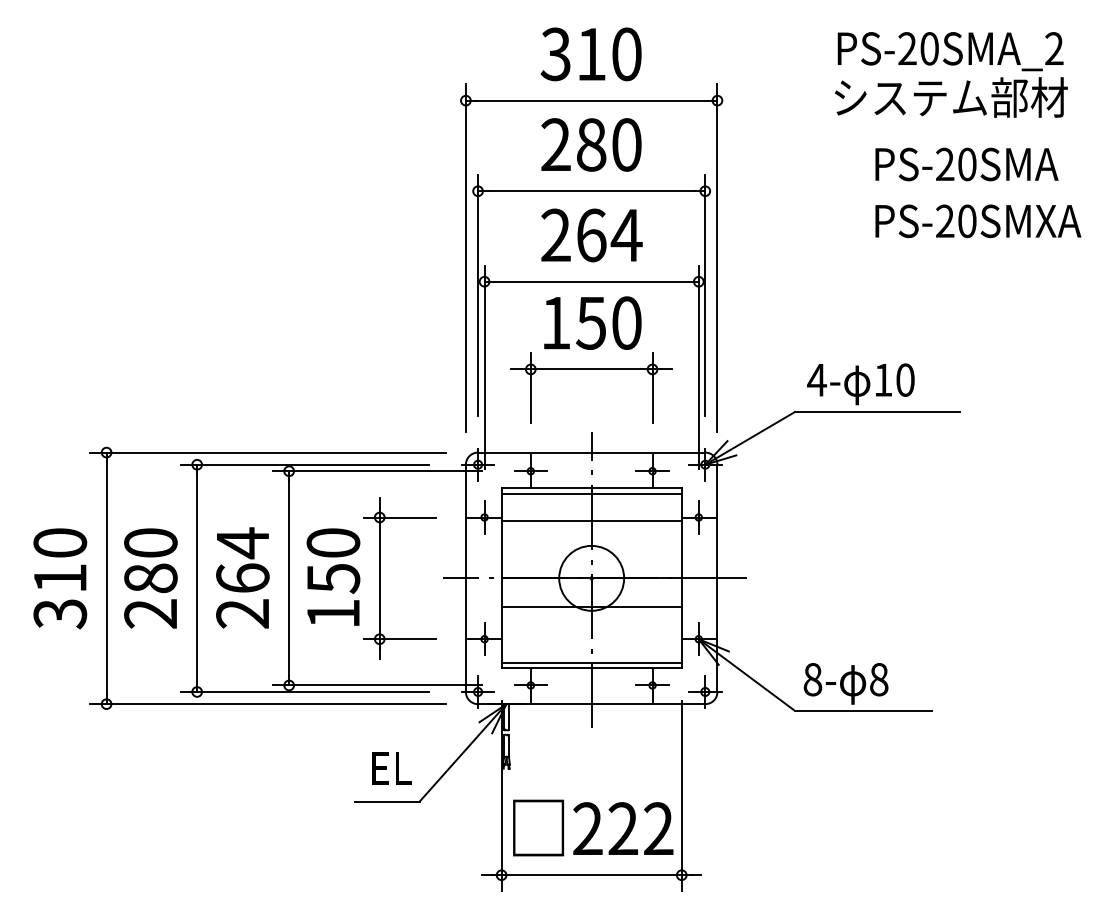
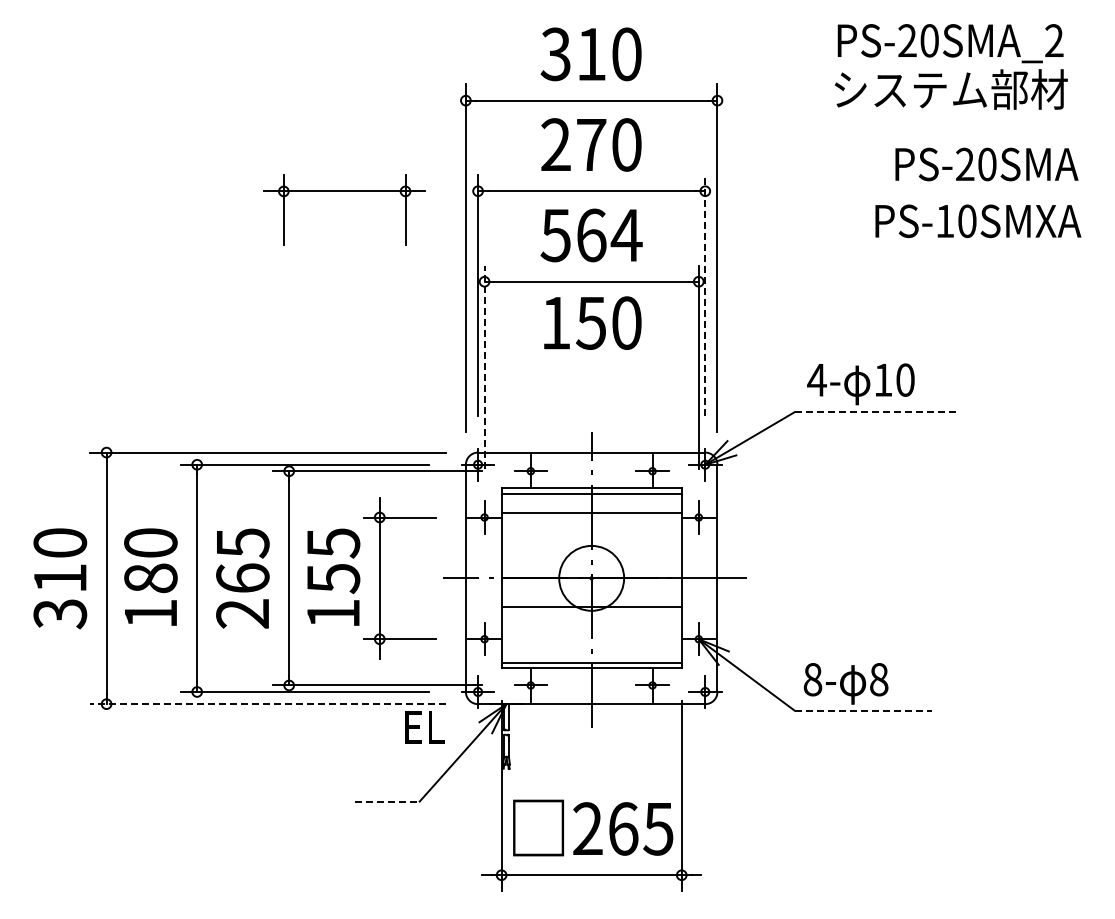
text position: (950, 74) -> (950, 66) (950, 66)
text: 280 -> 270 (591, 144)
text position: (966, 164) -> (986, 164) (986, 164)
text: PS-20SMXA -> PS-10SMXA (945, 220)
text: 264 -> 564 (555, 235)
line: solid -> dashed (705, 295)
line: solid -> dashed (484, 367)
part position: (591, 369) -> (344, 191) (344, 191)
line: solid -> dashed (877, 412)
line position: (591, 520) -> (591, 512) (591, 512)
text: 264 -> 265 (243, 543)
text: 150 -> 155 (333, 543)
text: 280 -> 180 (150, 613)
line: solid -> dashed (267, 704)
line: solid -> dashed (863, 710)
text position: (391, 768) -> (424, 727) (424, 727)
line: solid -> dashed (387, 801)
text: 222 -> 265 (640, 828)
